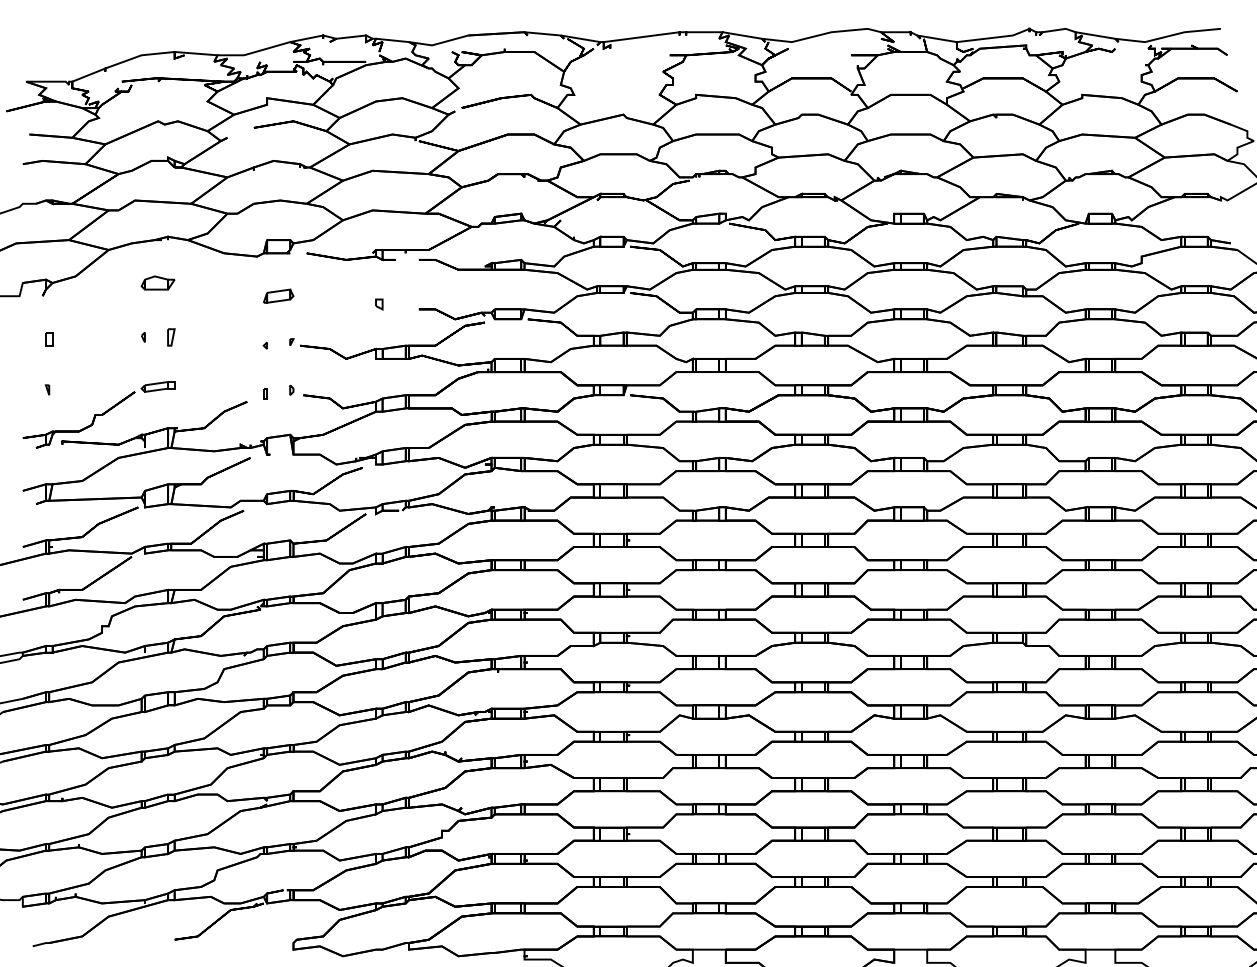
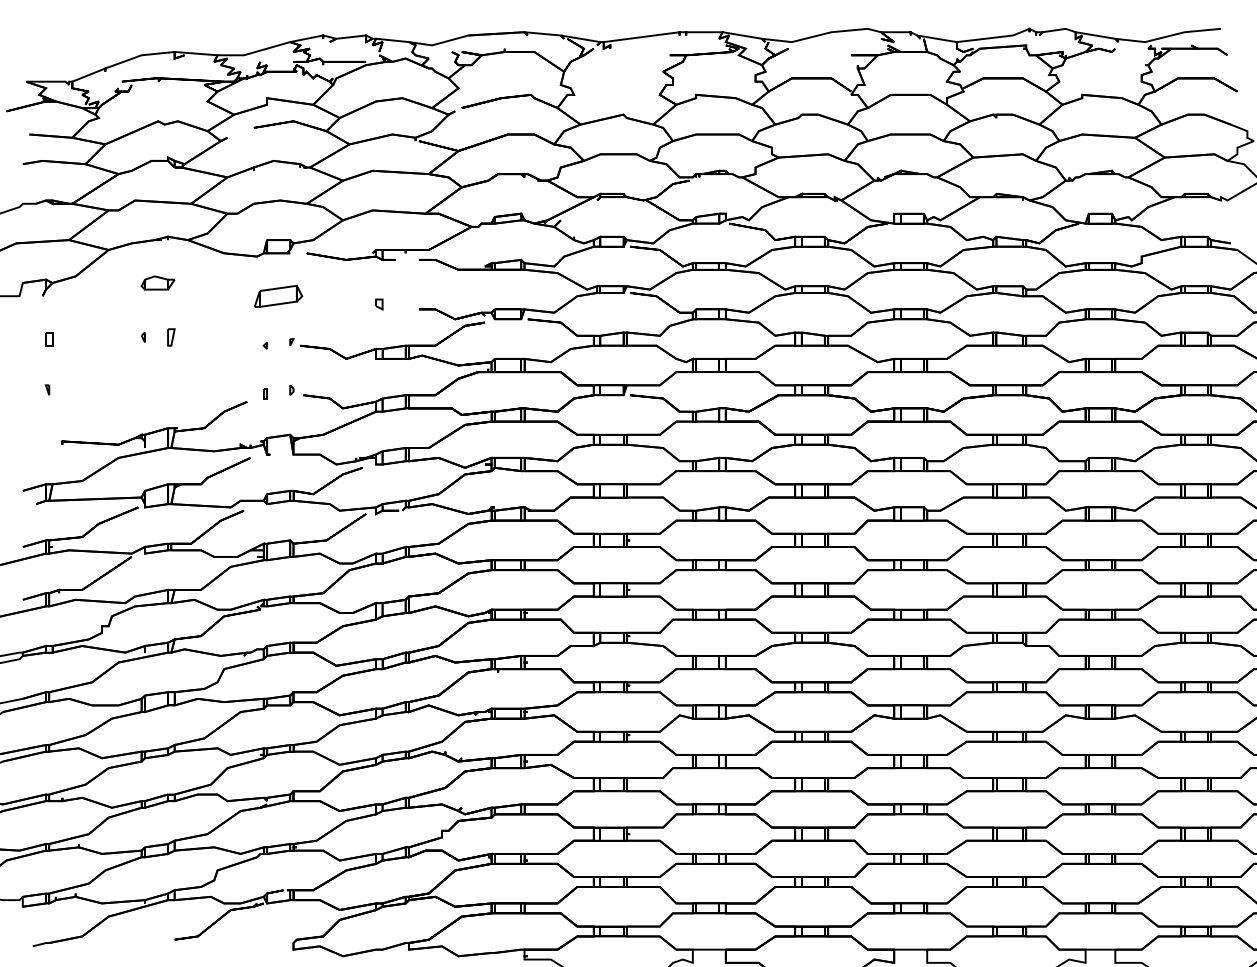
part size: 32x16 px -> 50x24 px (278, 295)
part: present -> none (98, 414)
